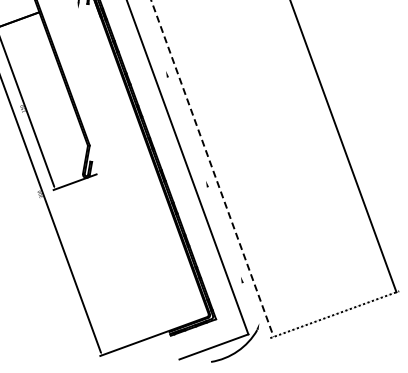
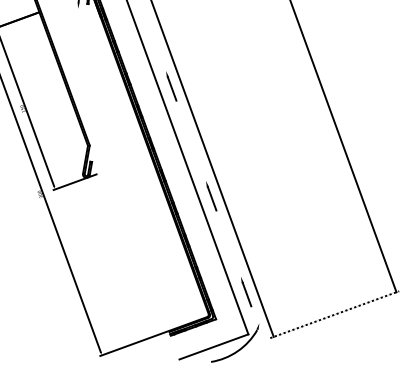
line: none -> present (171, 88)
line: dashed -> solid (212, 168)
line: none -> present (211, 198)
line: none -> present (246, 294)
